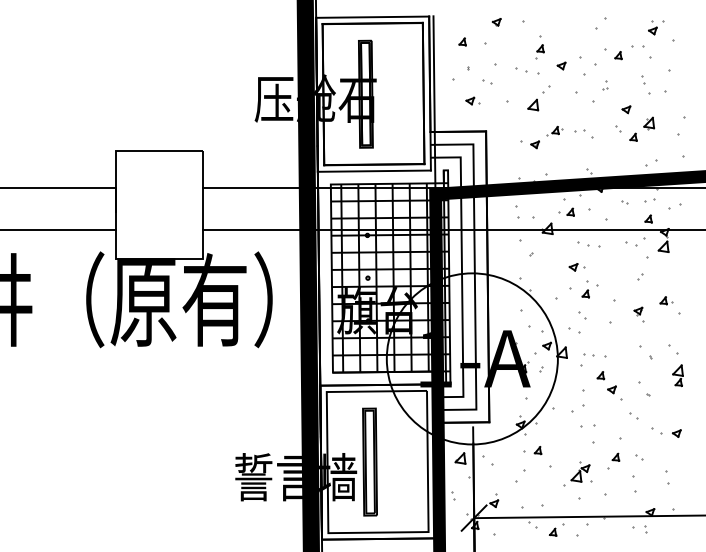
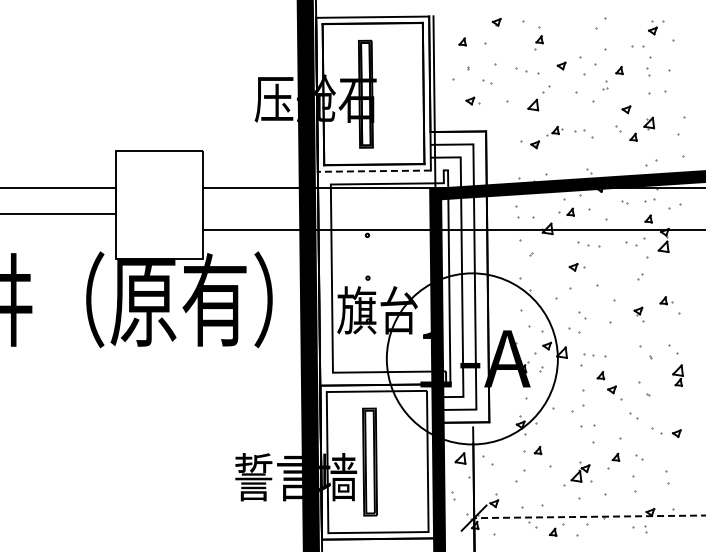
part position: (539, 47) -> (538, 38) (538, 38)
part position: (618, 55) -> (619, 70) (619, 70)
part position: (643, 79) -> (648, 71) (648, 71)
line: solid -> dashed (374, 171)
line position: (58, 229) -> (58, 213) (58, 213)
hatch: present -> none (390, 271)
part: present -> none (585, 289)
line: solid -> dashed (589, 516)
